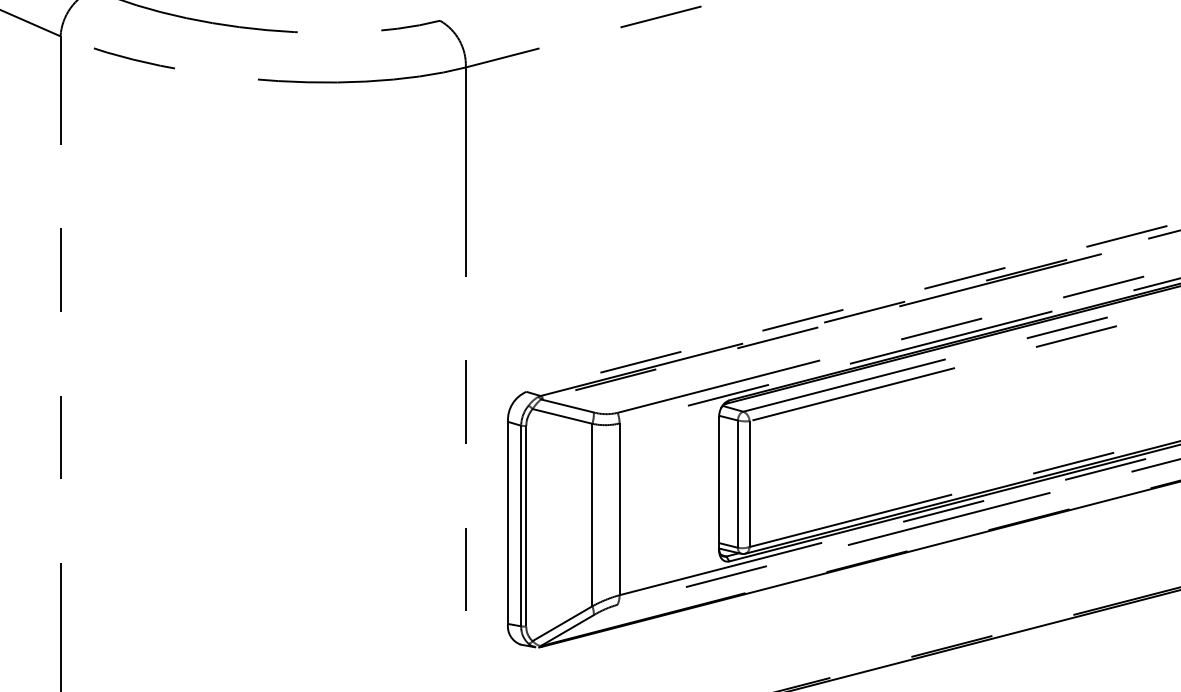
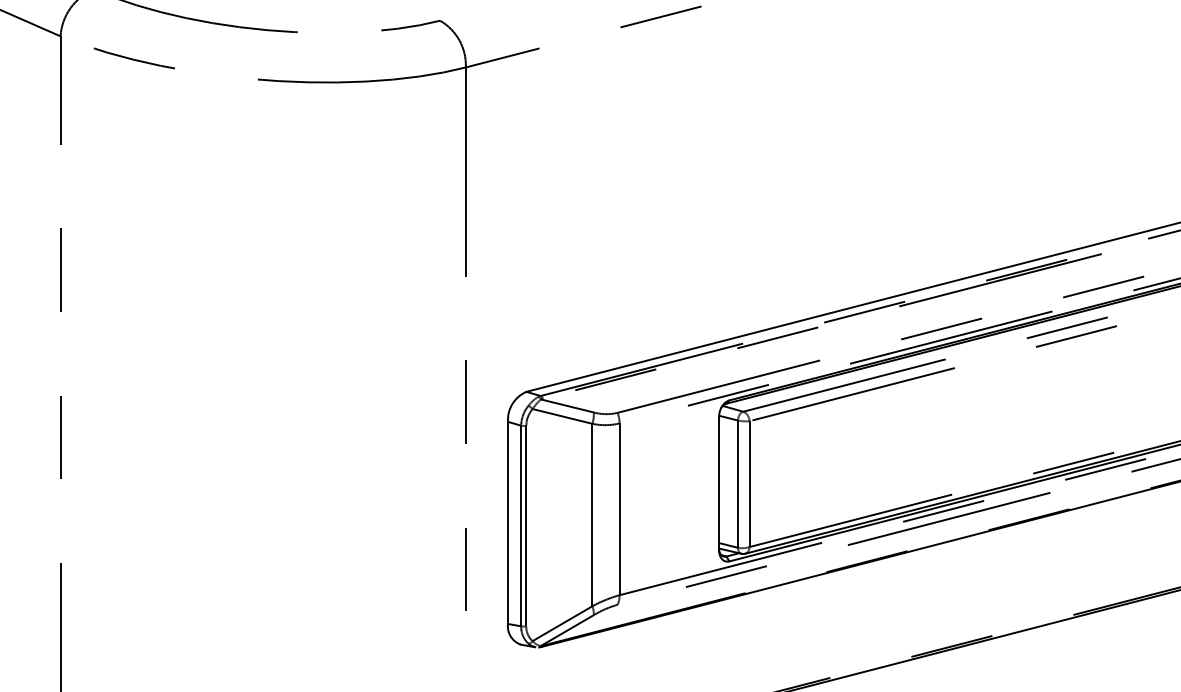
line: dashed -> solid (853, 307)
